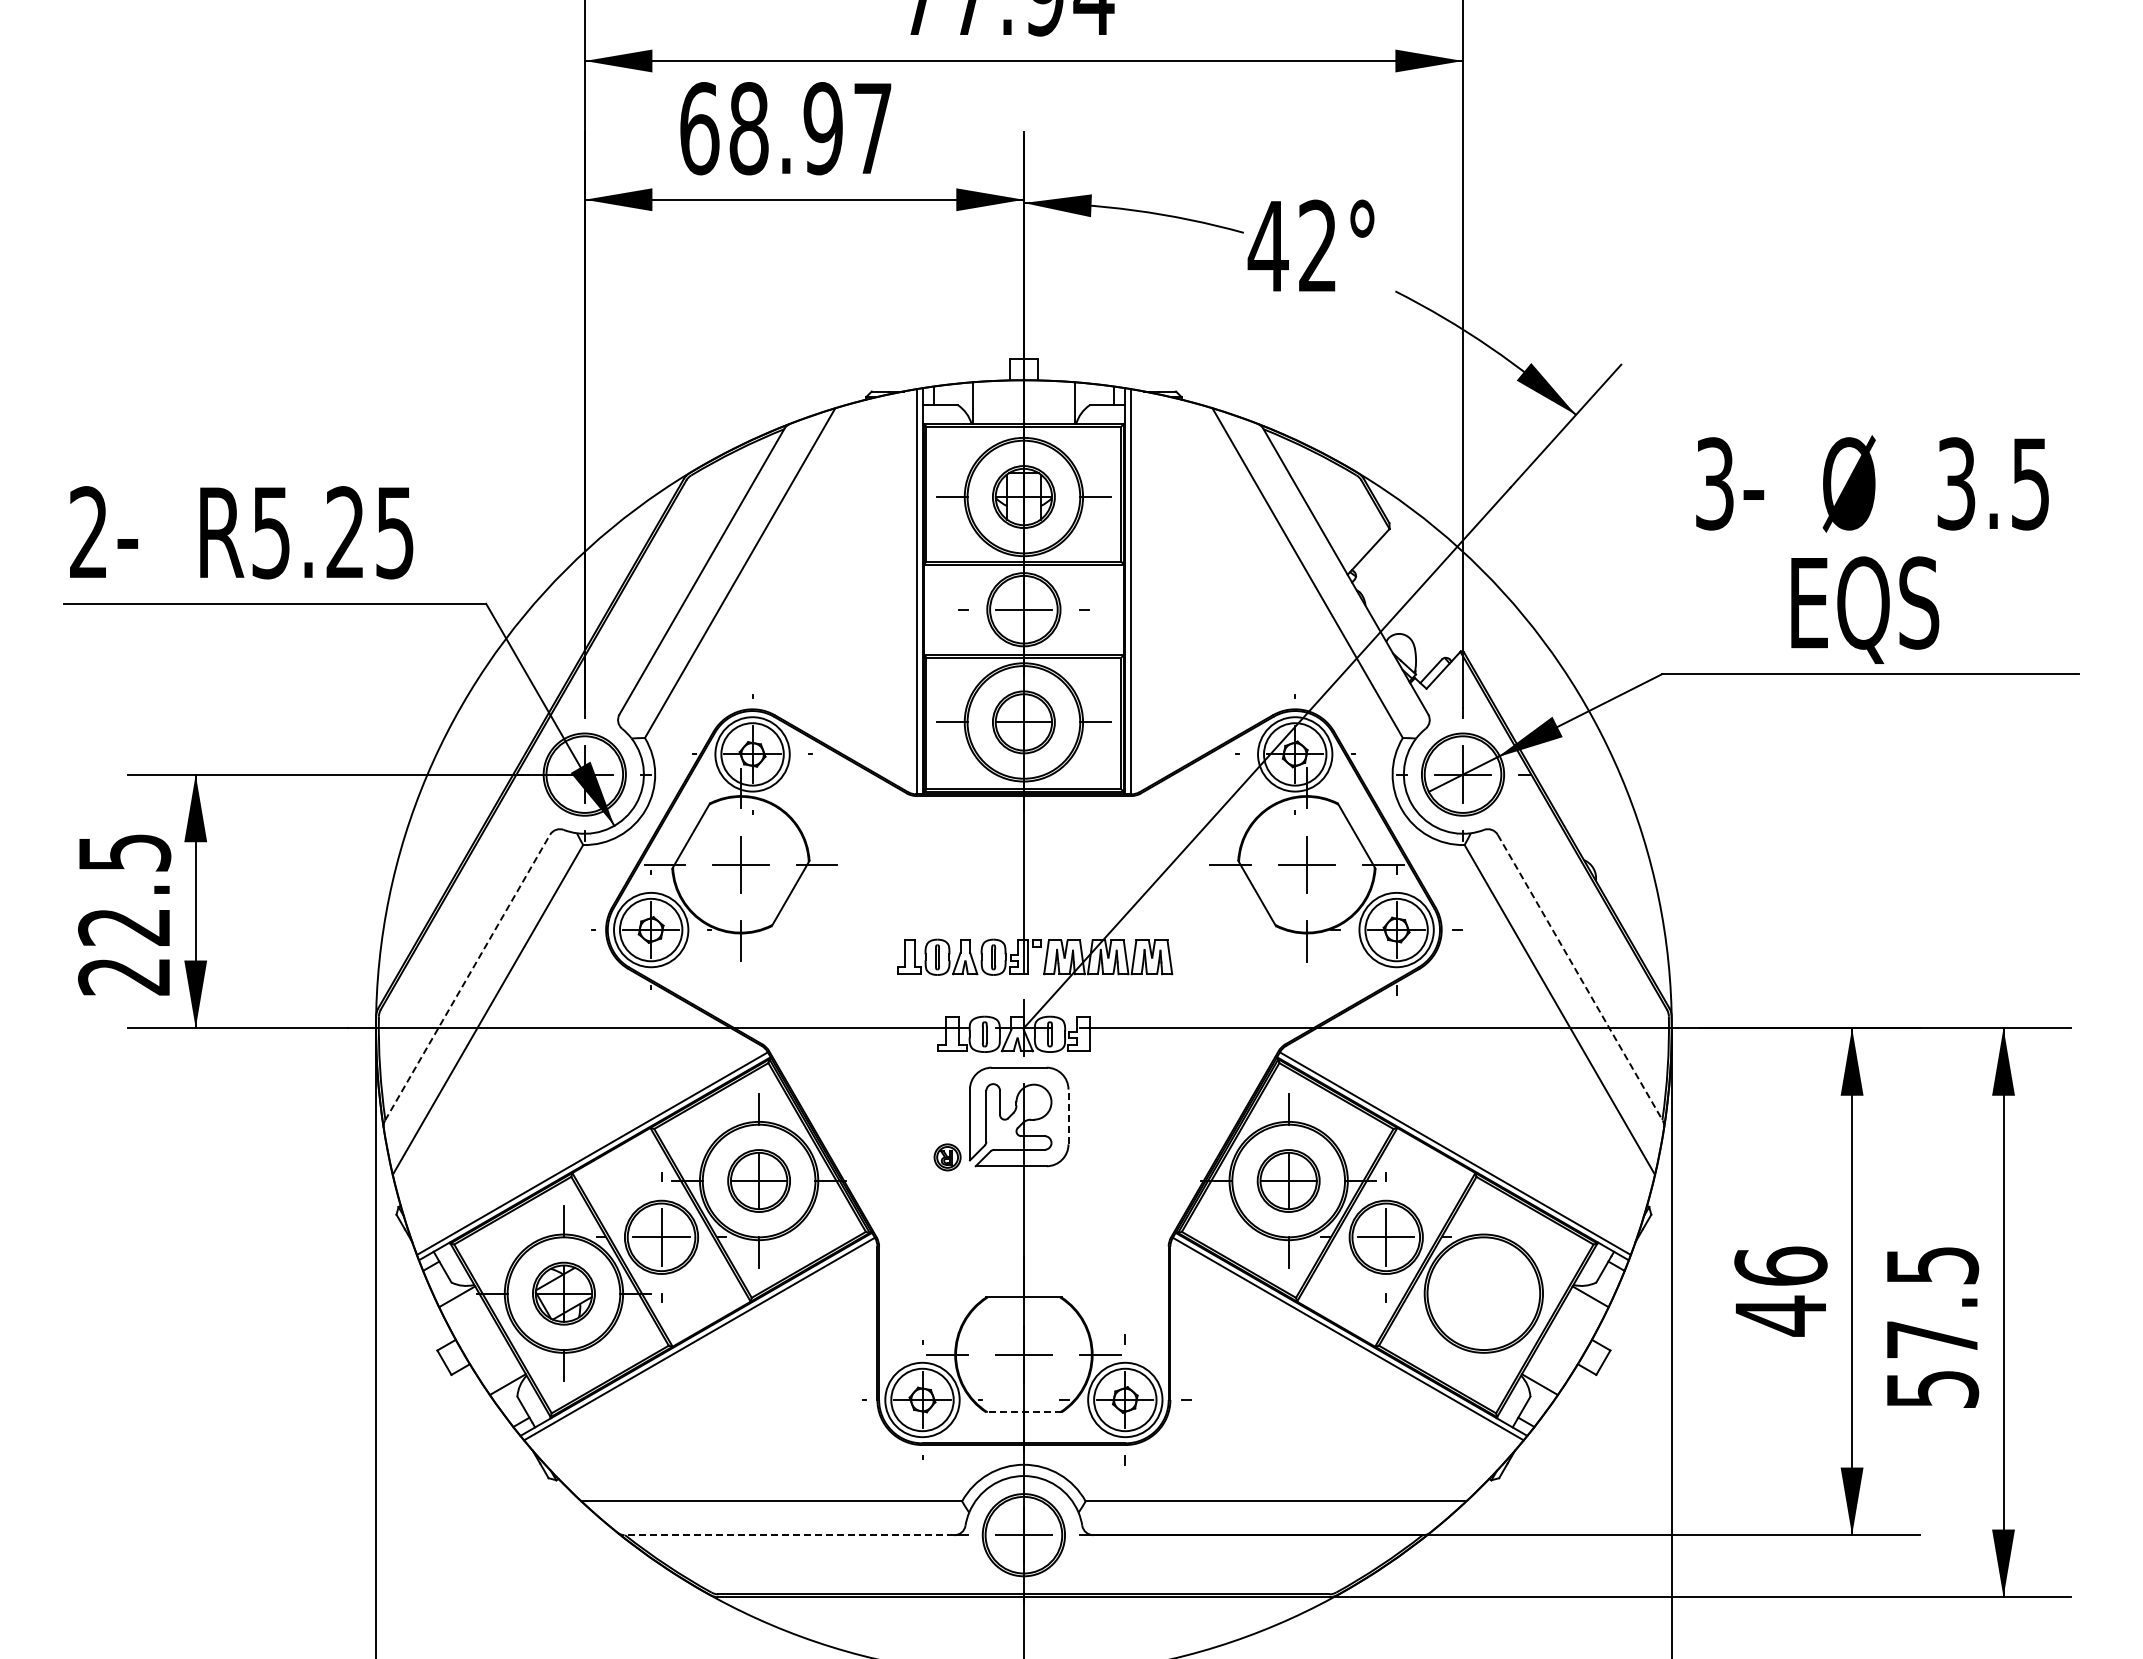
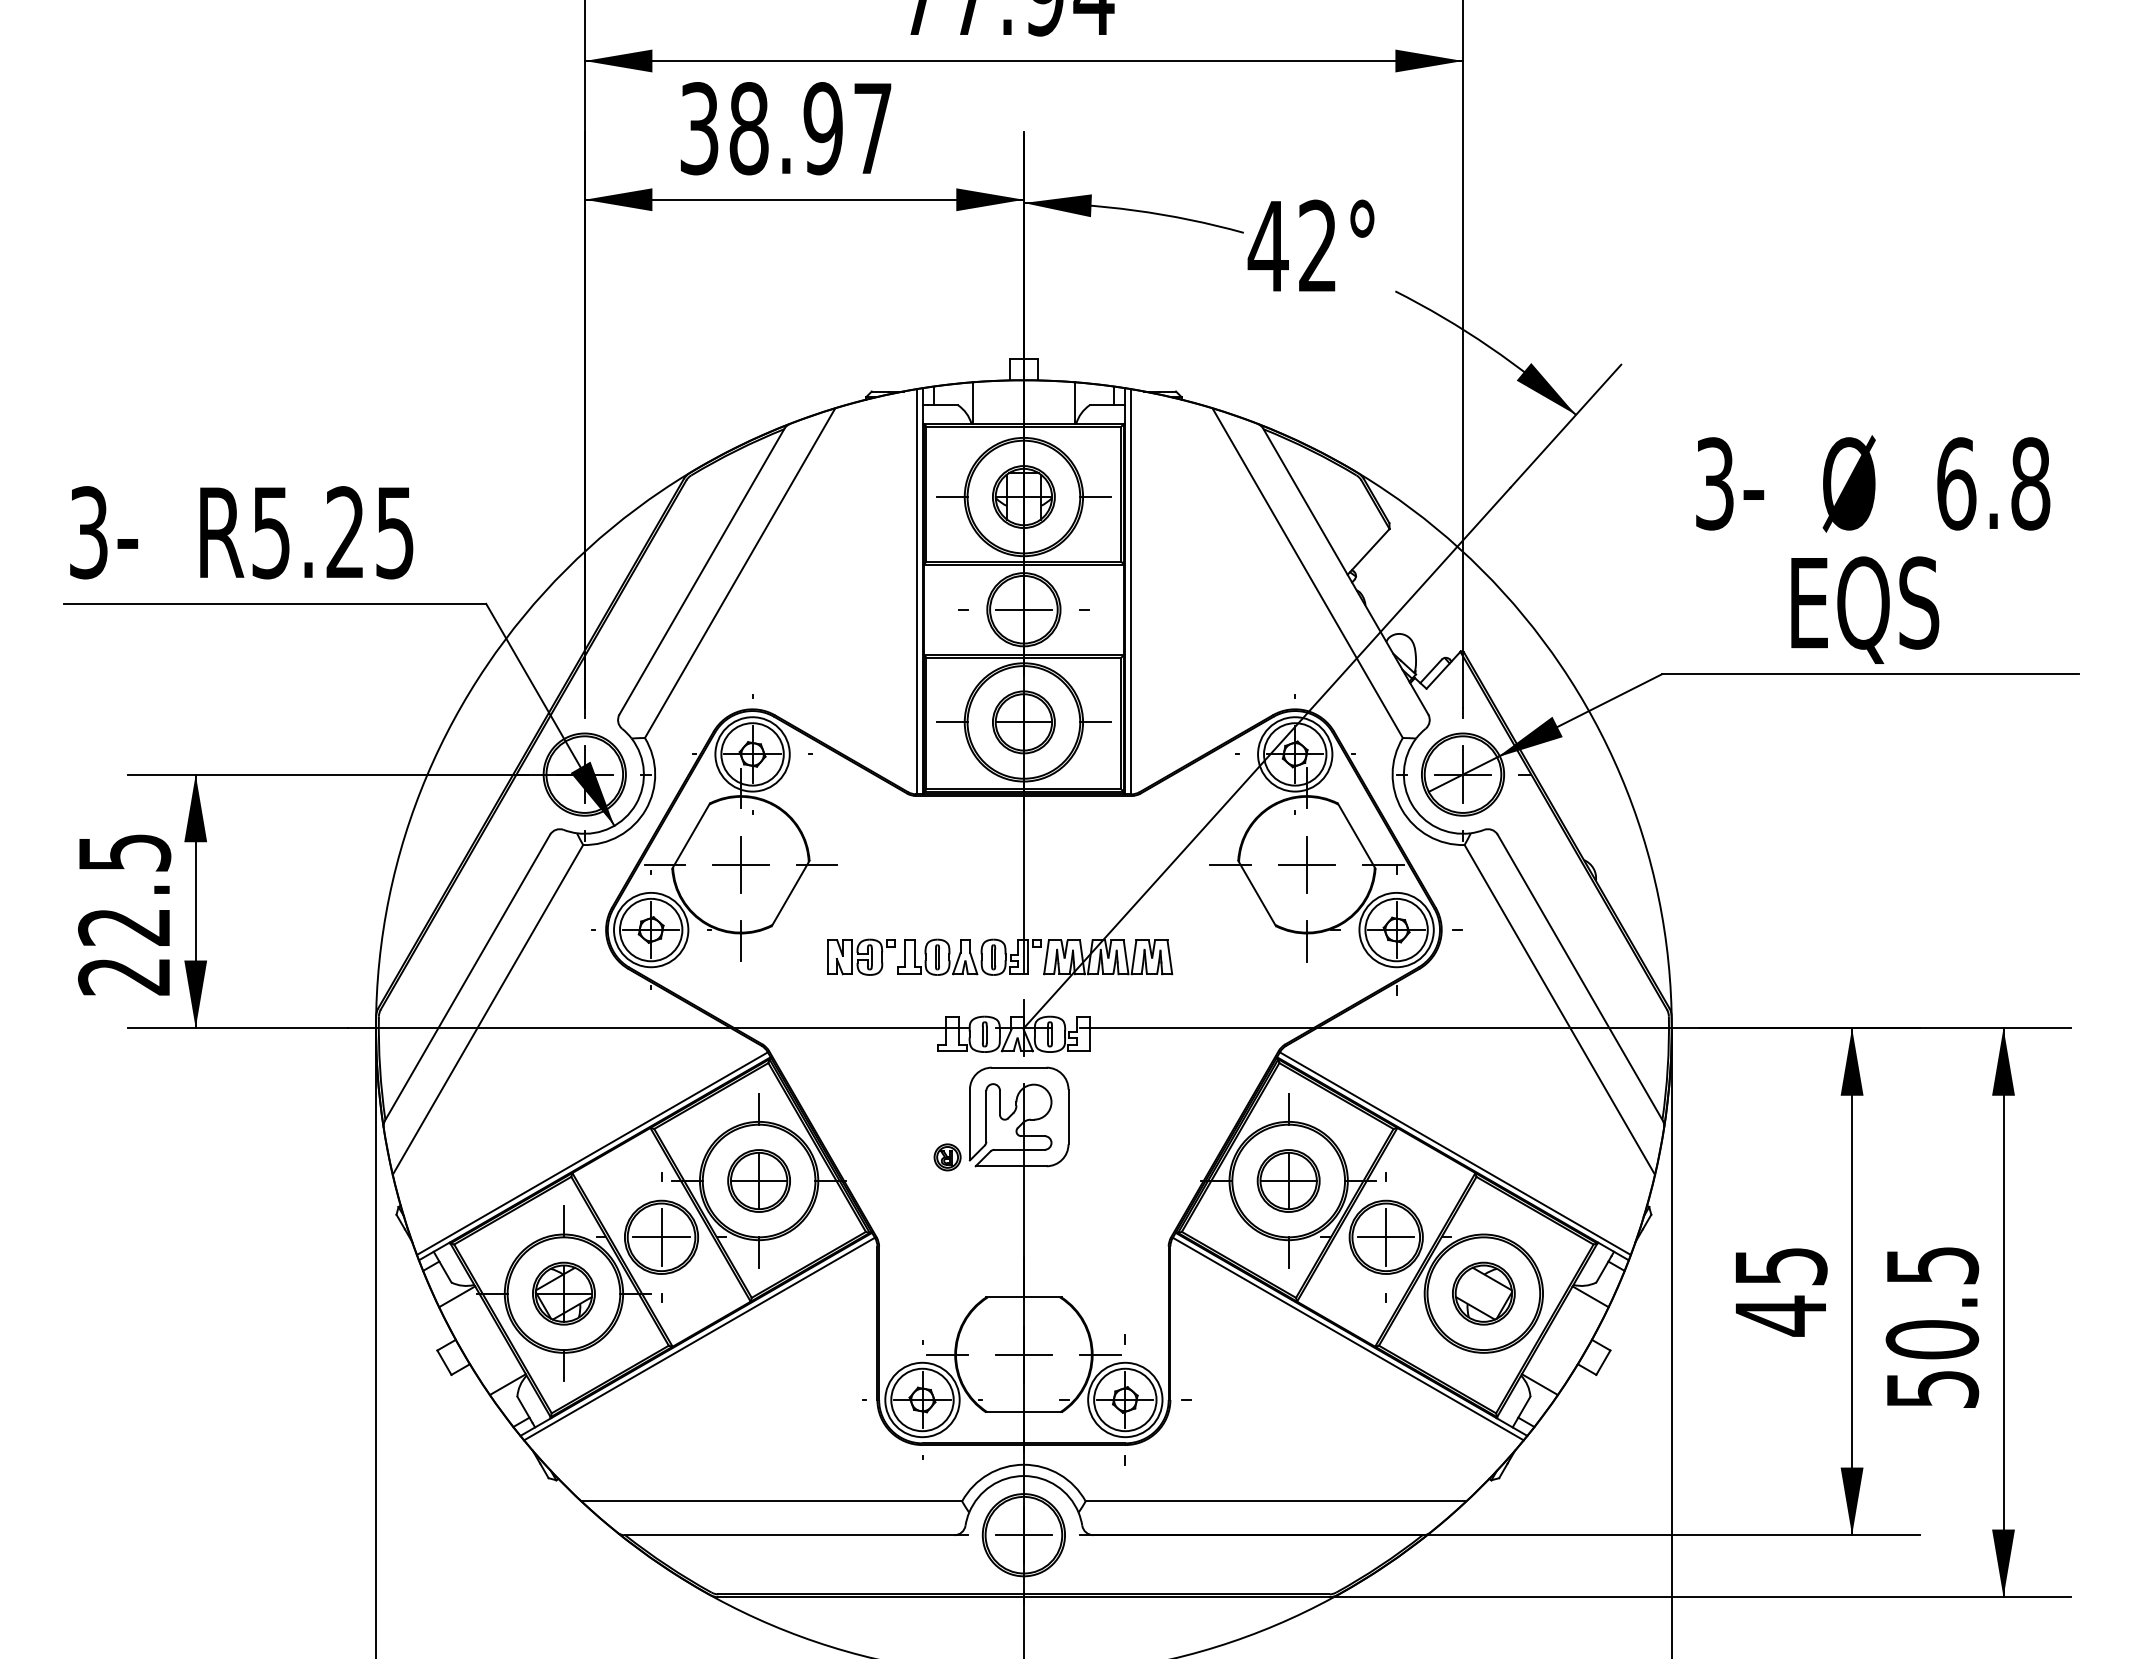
text: 68.97 -> 38.97 (699, 128)
text: 3.5 -> 6.8 (1993, 483)
text: 2- -> 3- (88, 532)
part: none -> present (861, 956)
line: dashed -> solid (467, 977)
line: dashed -> solid (1580, 977)
line: dashed -> solid (1068, 1116)
text: 46 -> 45 (1780, 1265)
part: none -> present (1483, 1293)
text: 57.5 -> 50.5 (1932, 1339)
line: dashed -> solid (1023, 1412)
line: dashed -> solid (789, 1535)
